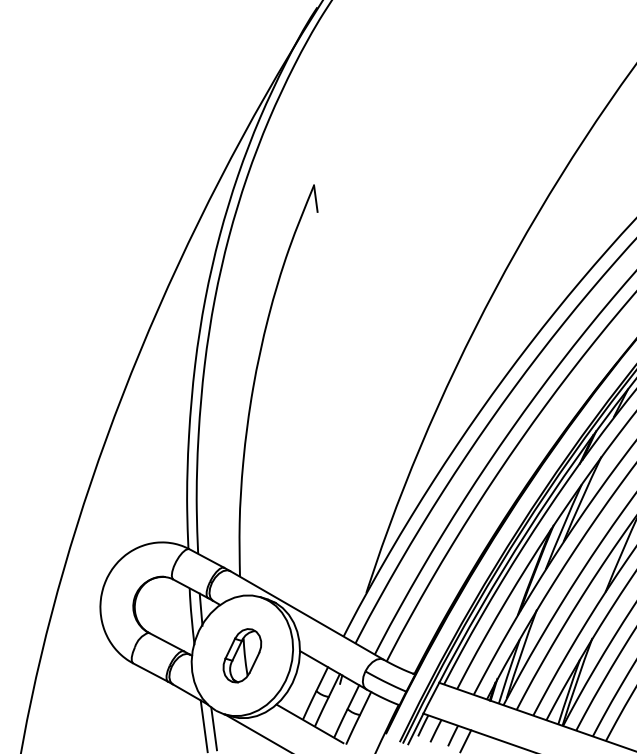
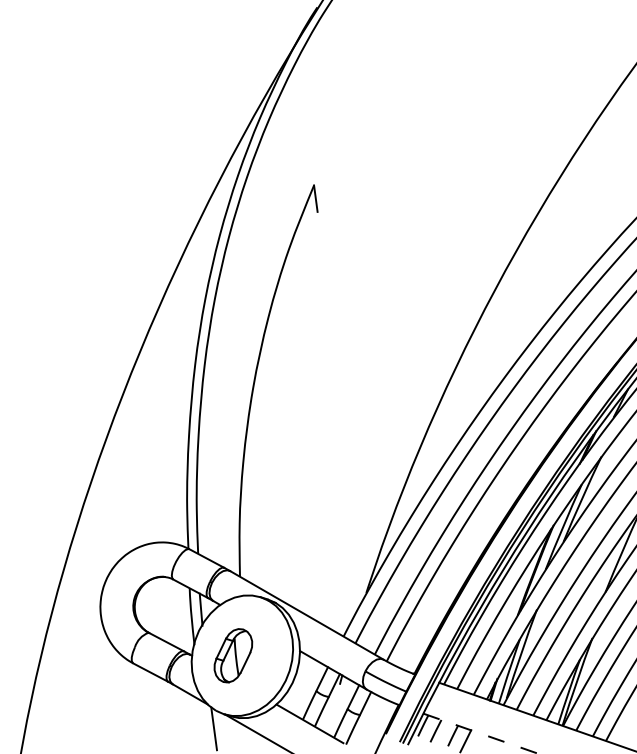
part position: (242, 655) -> (233, 655) (233, 655)
line: present -> none (203, 725)
line: solid -> dashed (480, 733)
